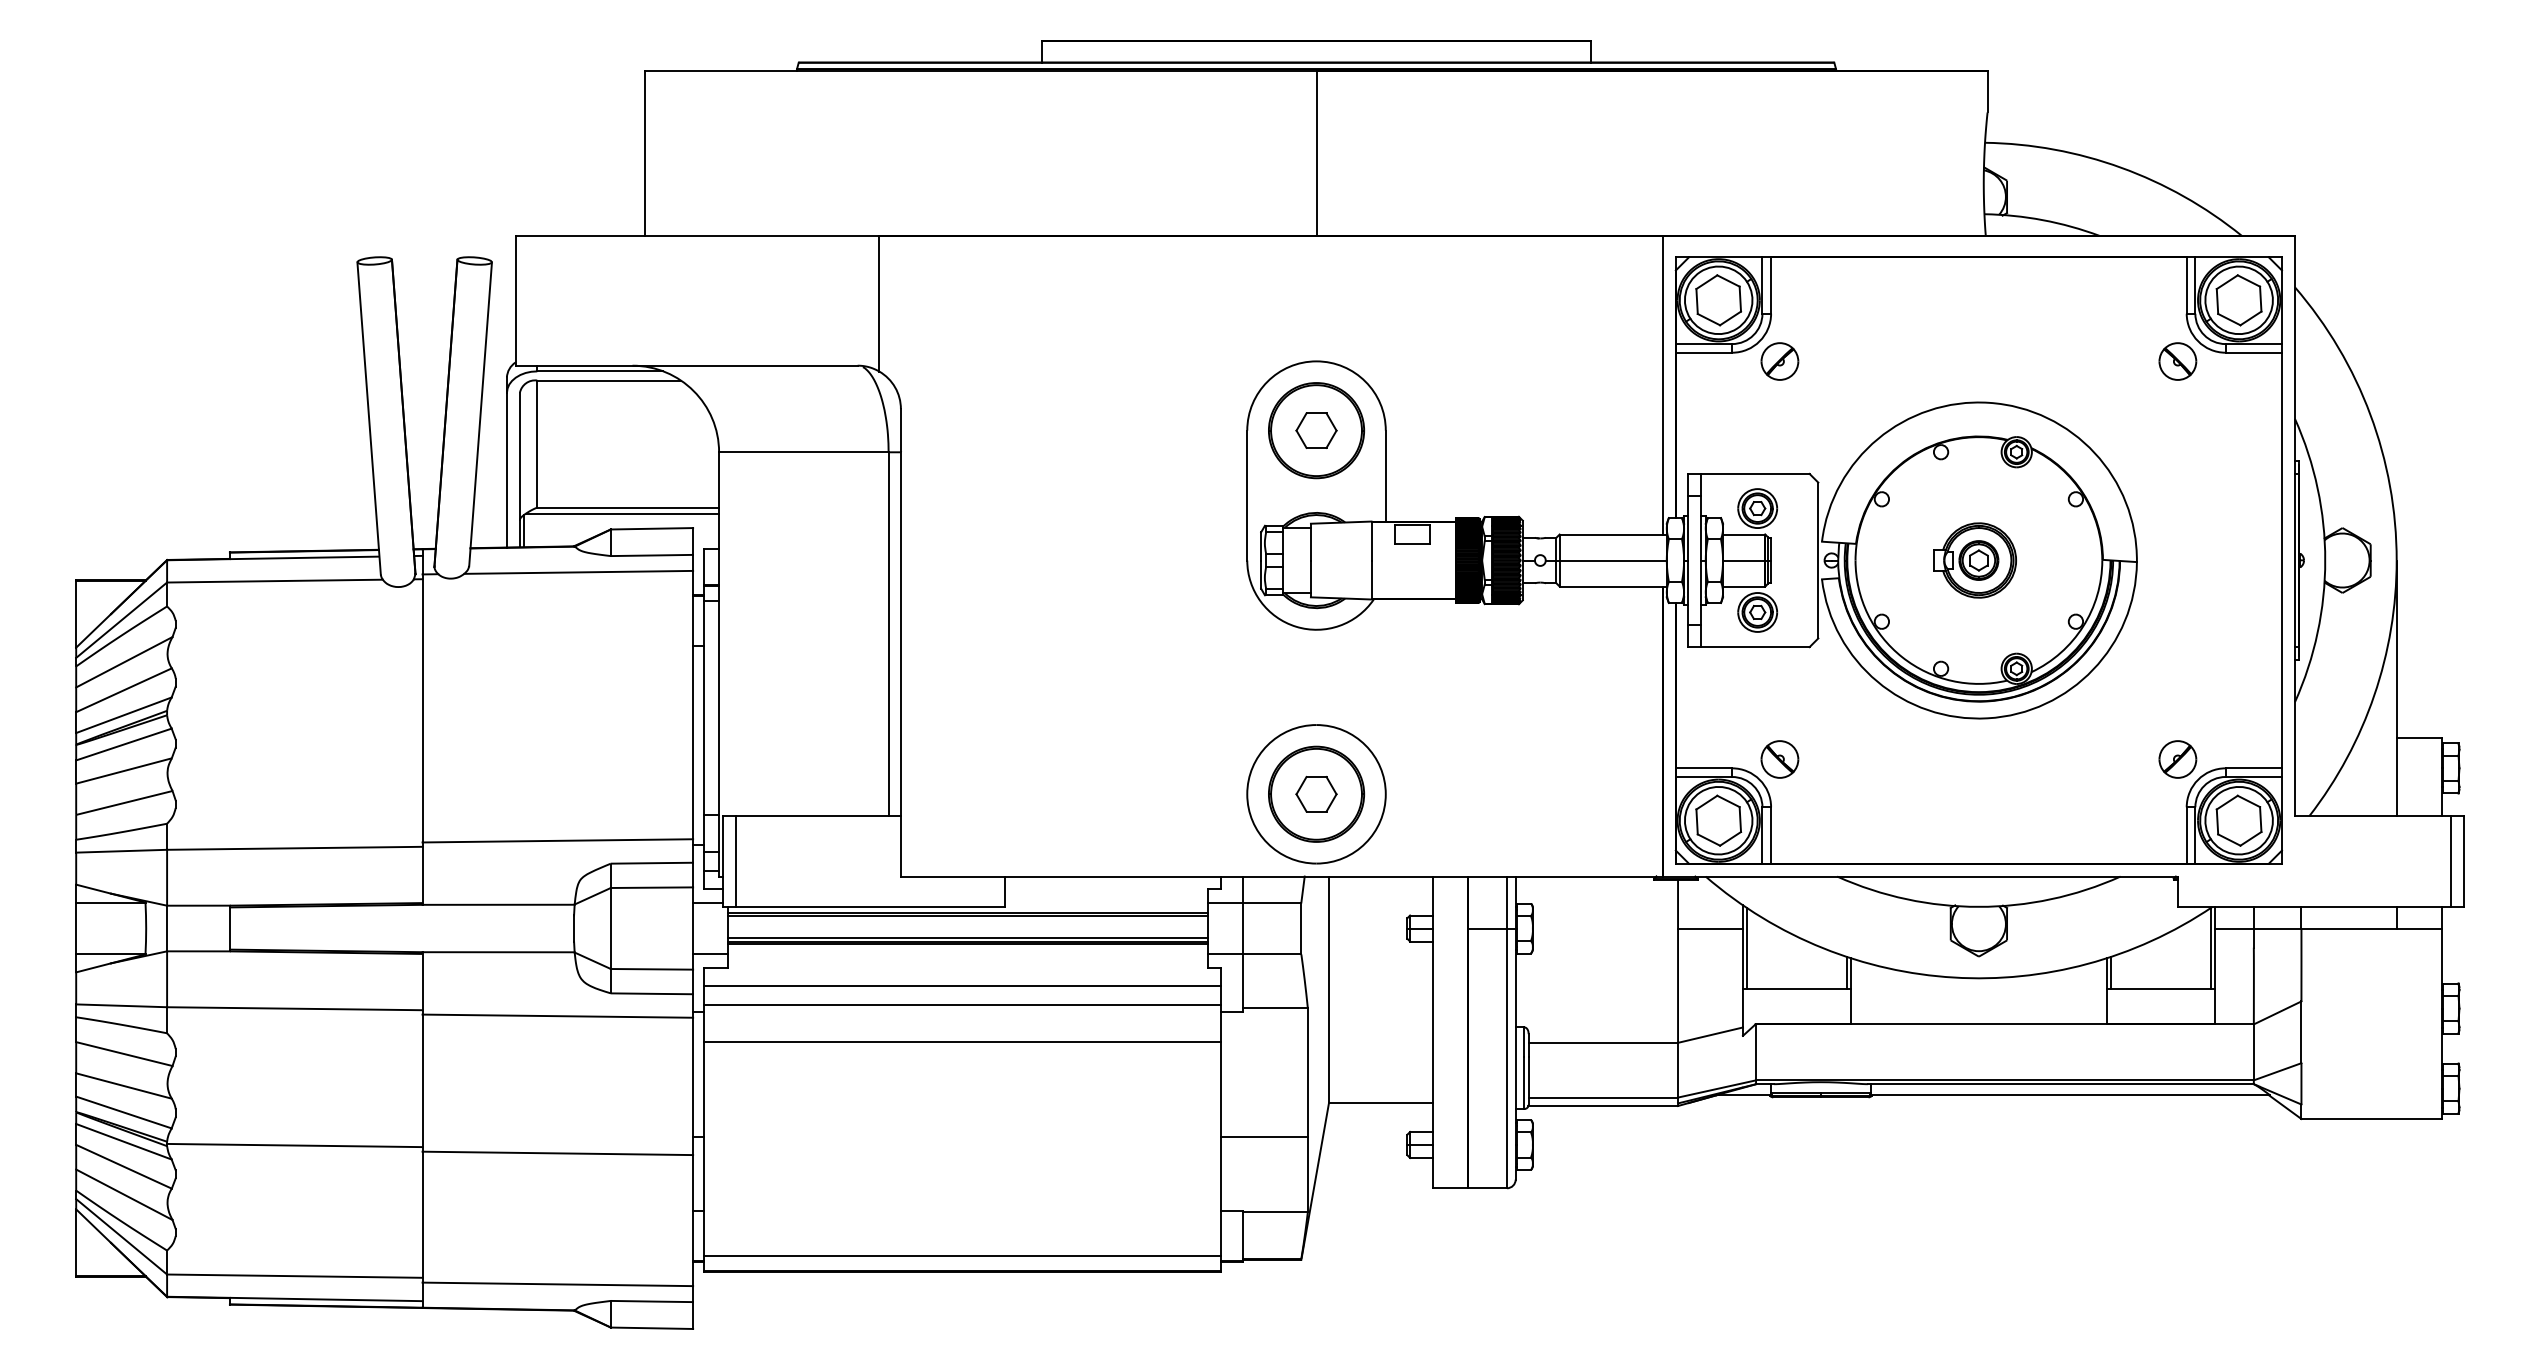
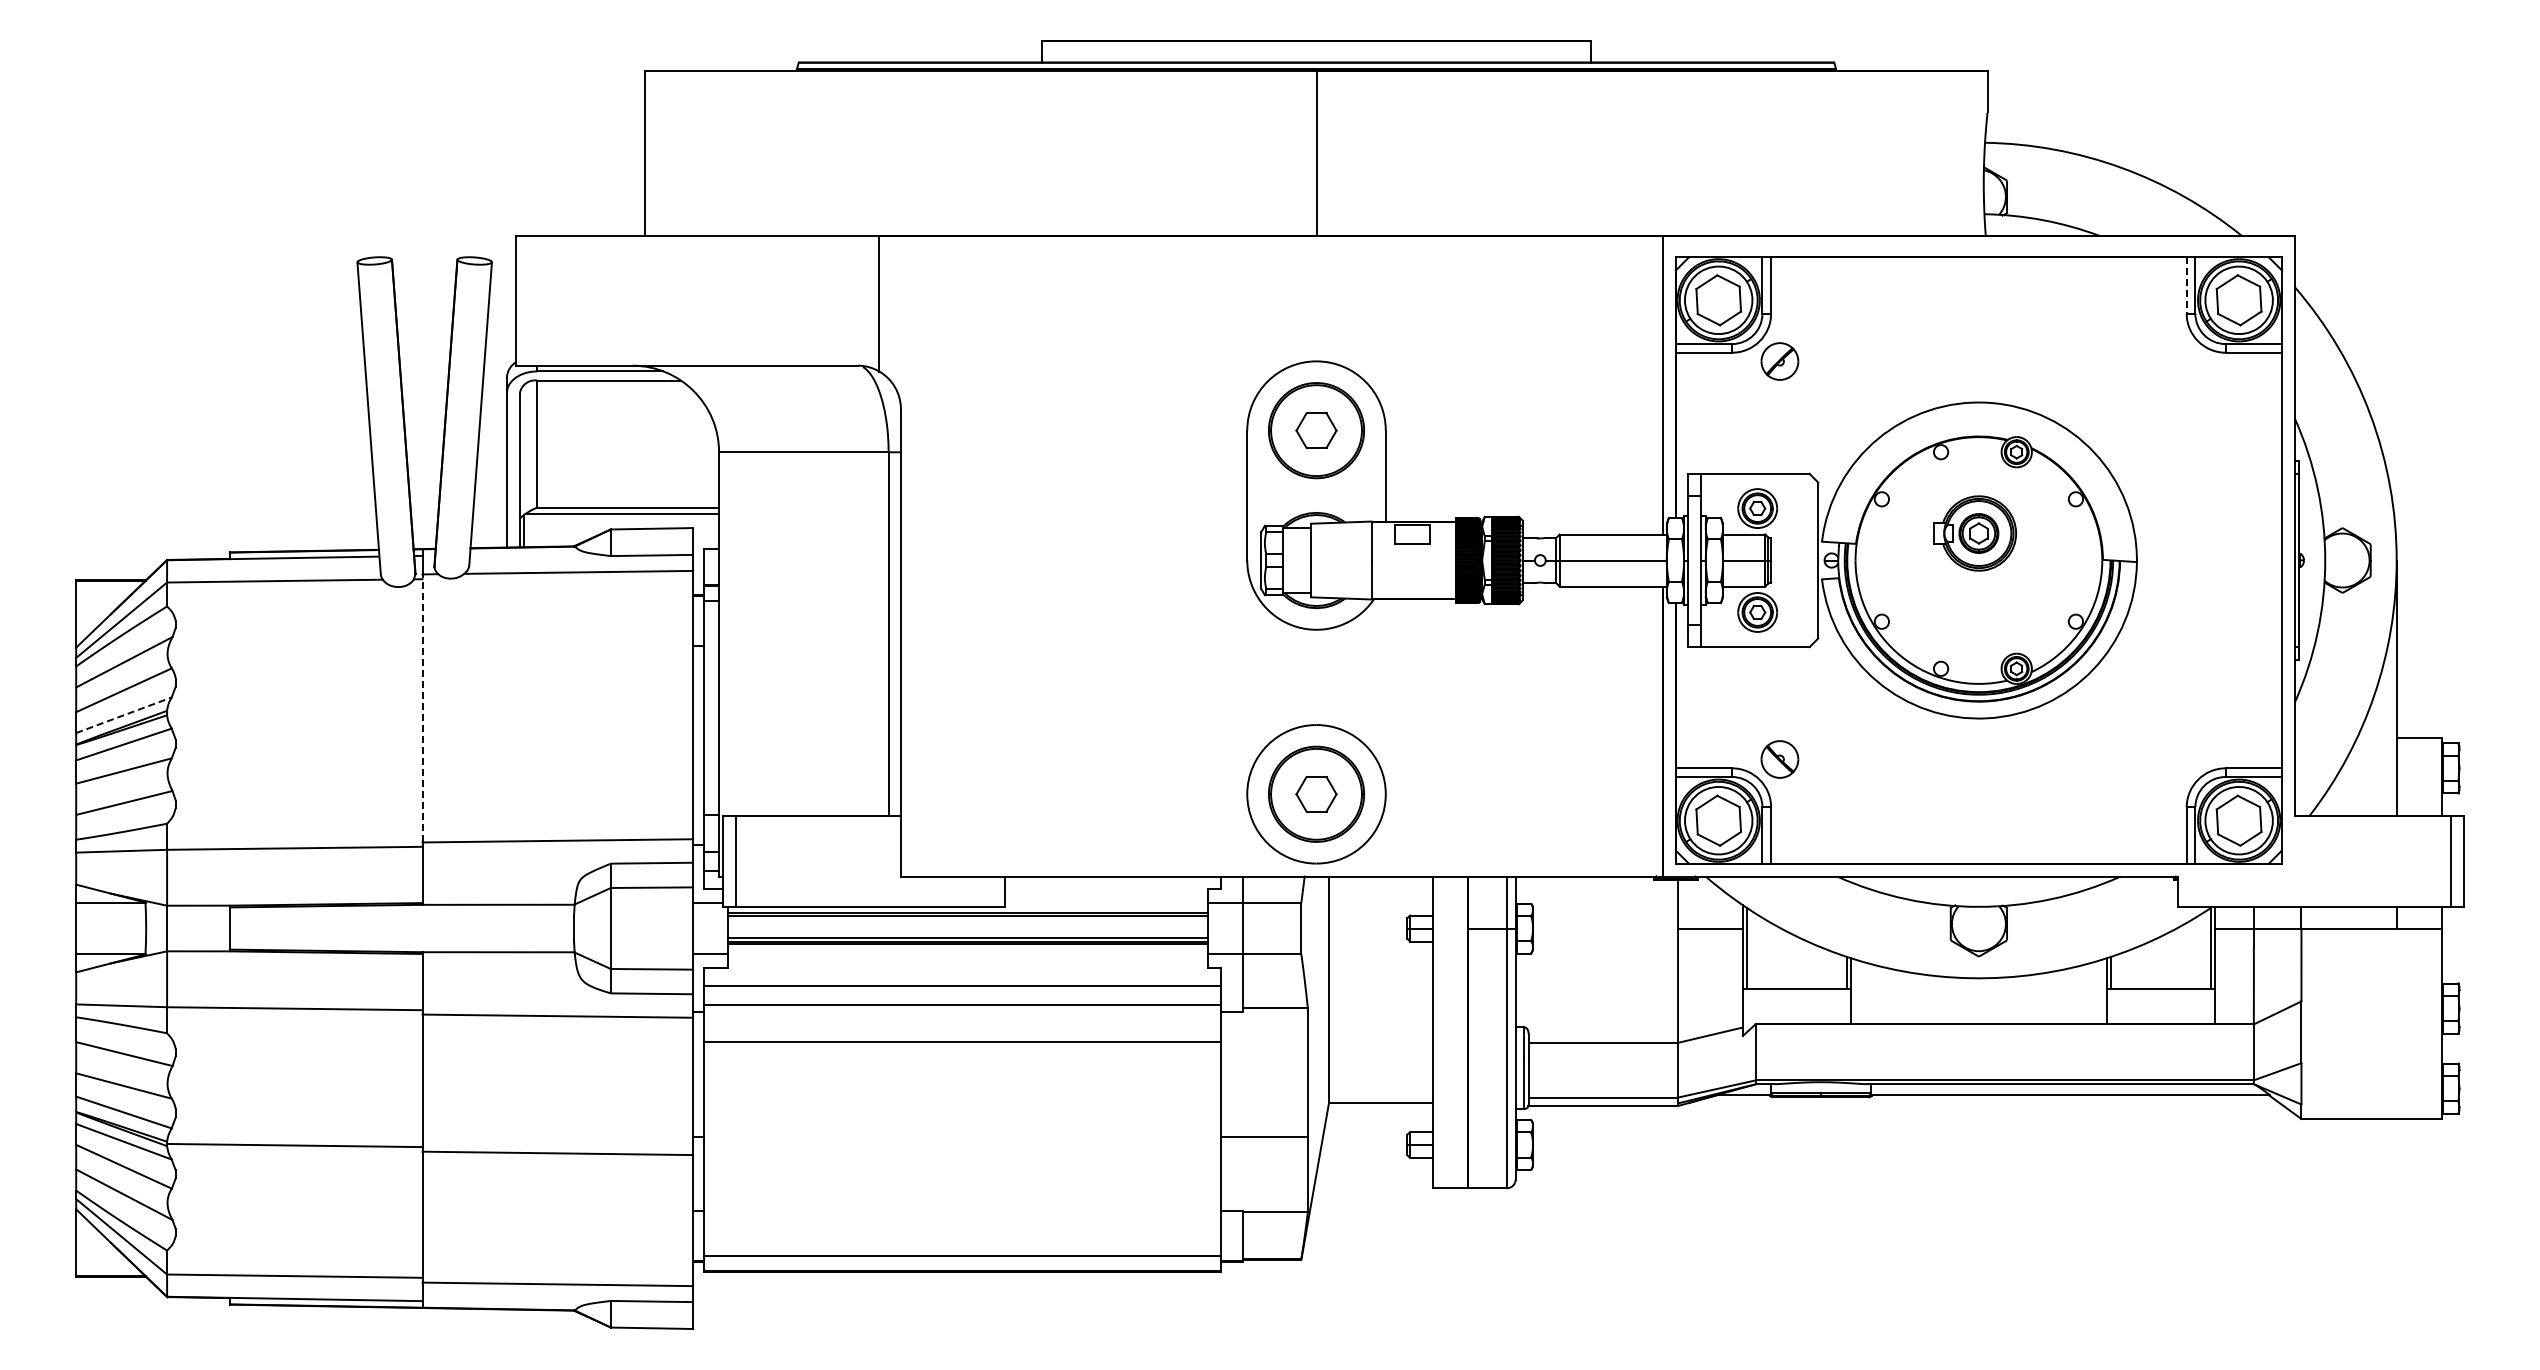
line: solid -> dashed (2186, 286)
part: present -> none (2177, 361)
part position: (1974, 560) -> (1974, 533) (1974, 533)
line: solid -> dashed (422, 707)
line: solid -> dashed (123, 715)
part: present -> none (2177, 759)
